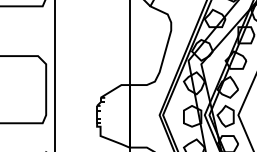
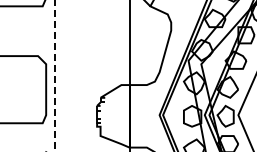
line: solid -> dashed (55, 75)
